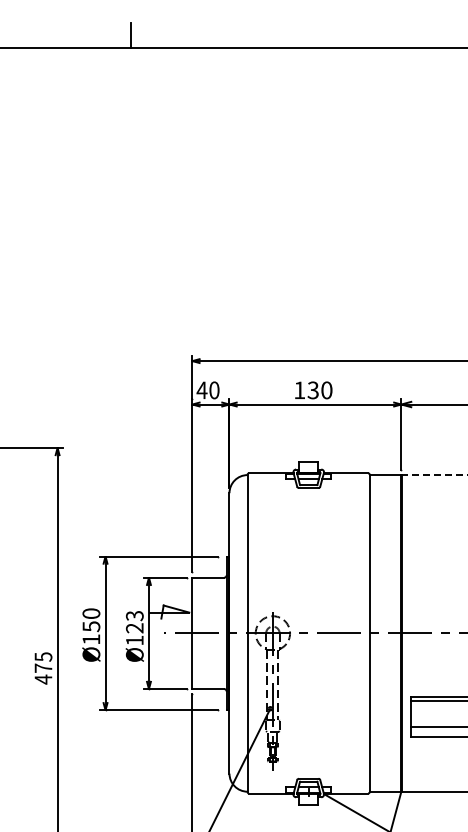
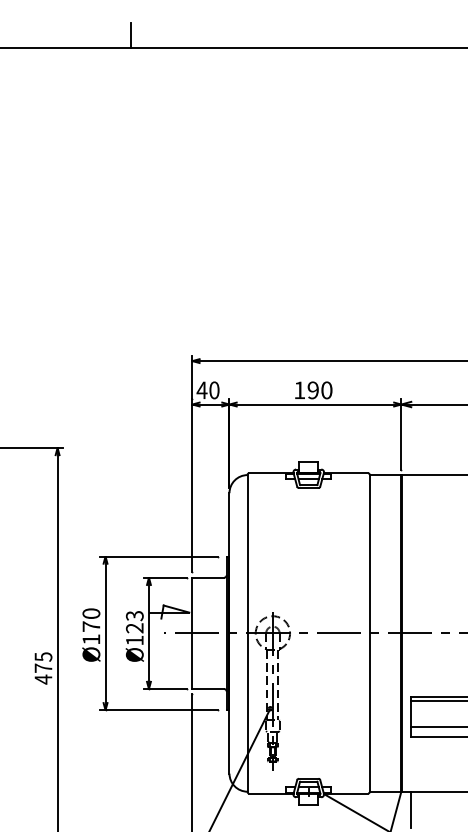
text: 130 -> 190 (312, 390)
line: dashed -> solid (434, 475)
text: Ø150 -> Ø170 (91, 626)
line: none -> present (411, 809)
